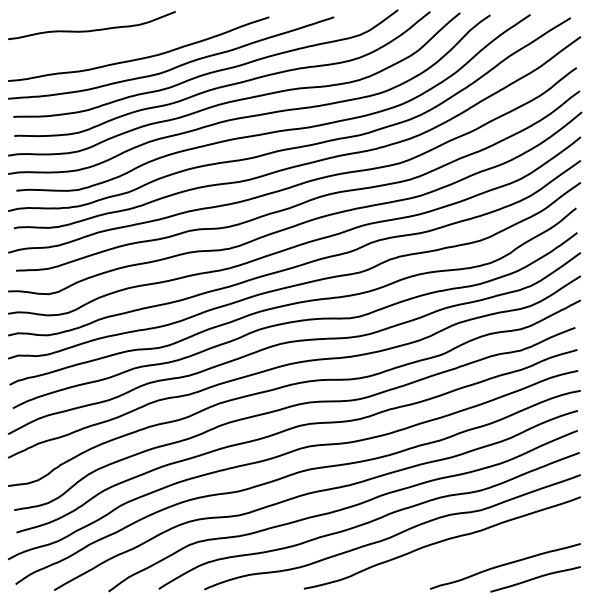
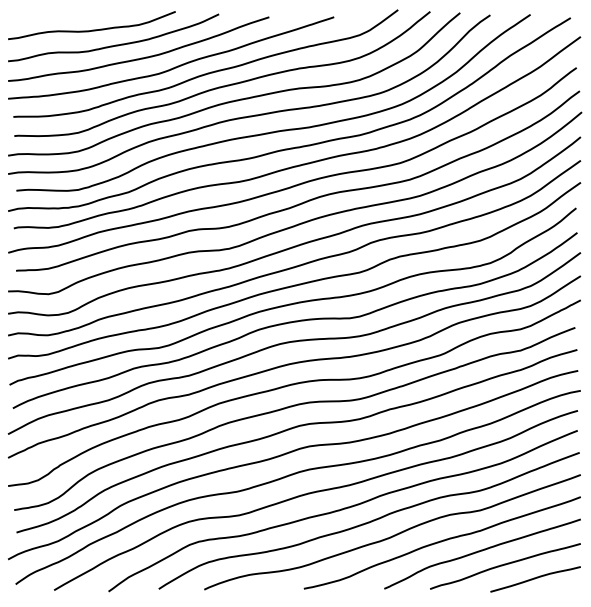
curve: none -> present (115, 44)
curve: none -> present (482, 551)
